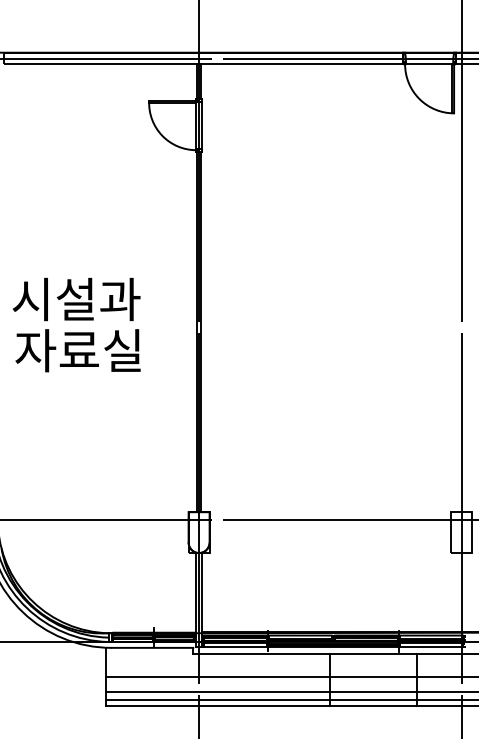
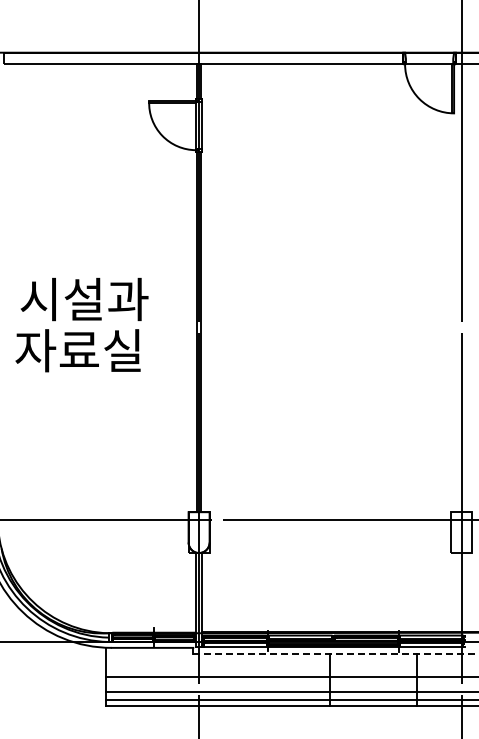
line: present -> none (238, 58)
text position: (76, 299) -> (84, 299) (84, 299)
line: solid -> dashed (336, 653)
